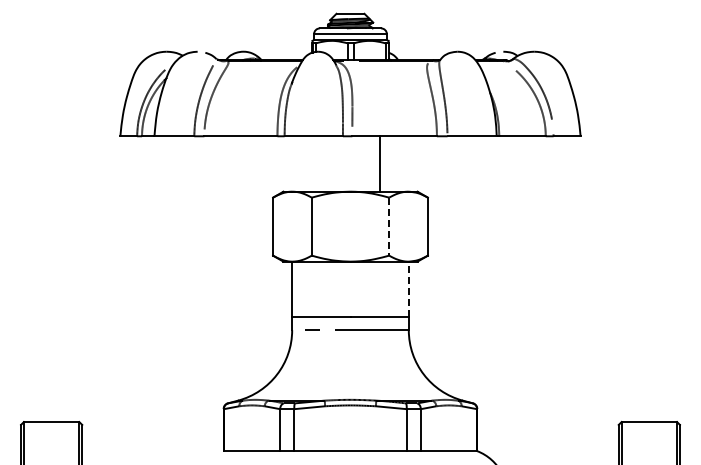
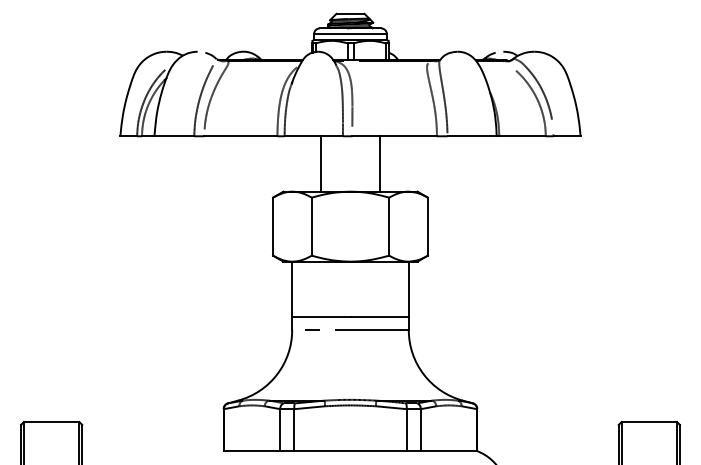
line: none -> present (321, 163)
line: dashed -> solid (389, 226)
line: dashed -> solid (408, 289)
